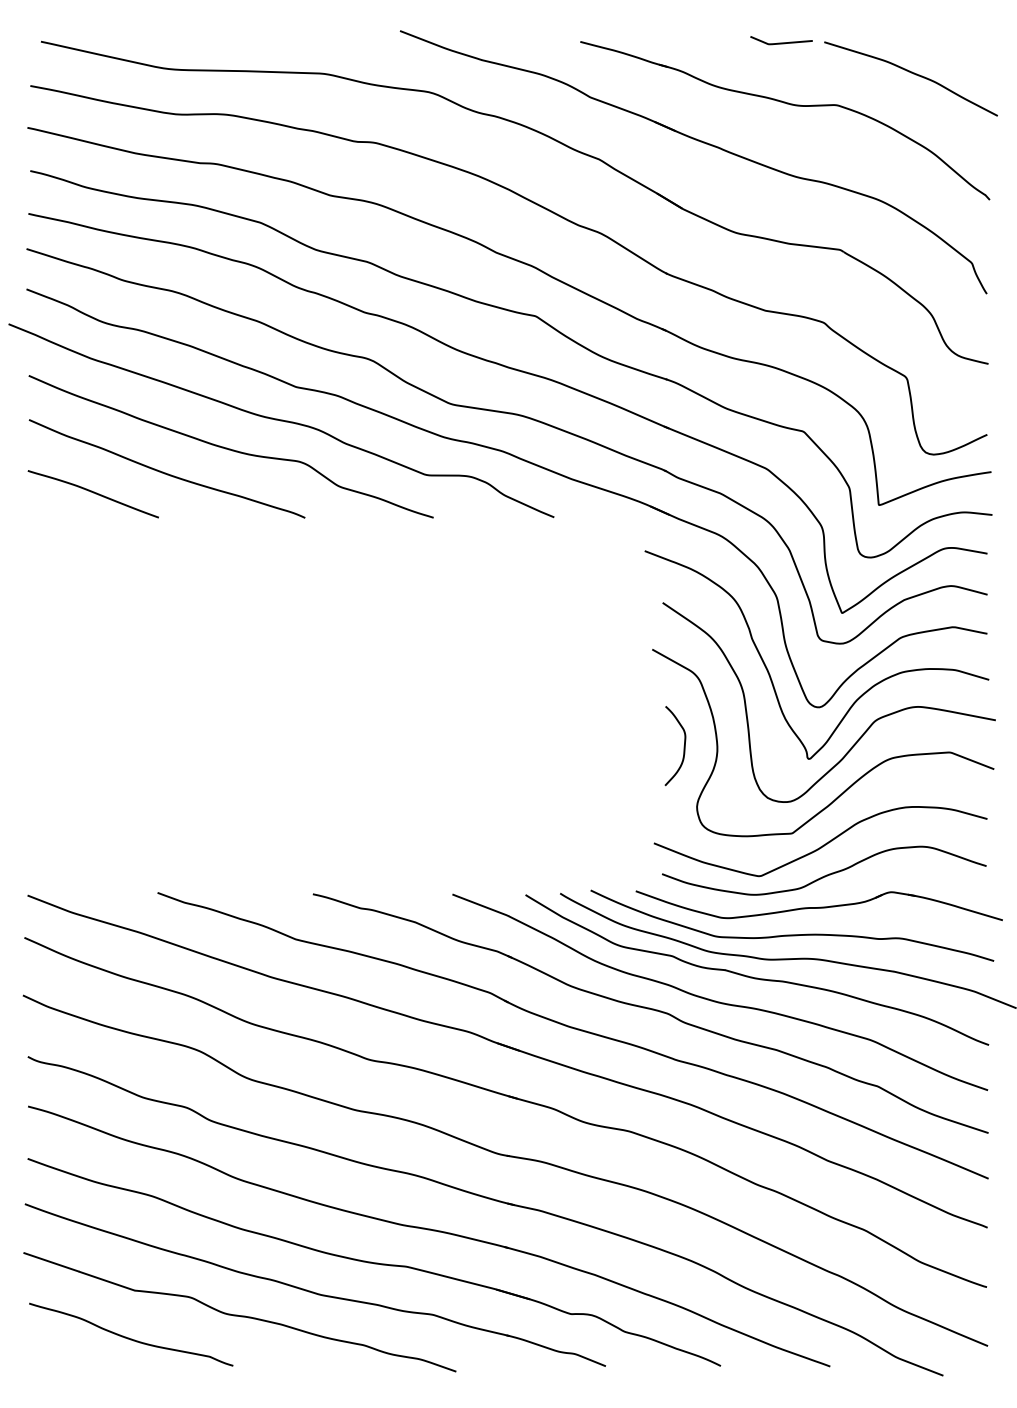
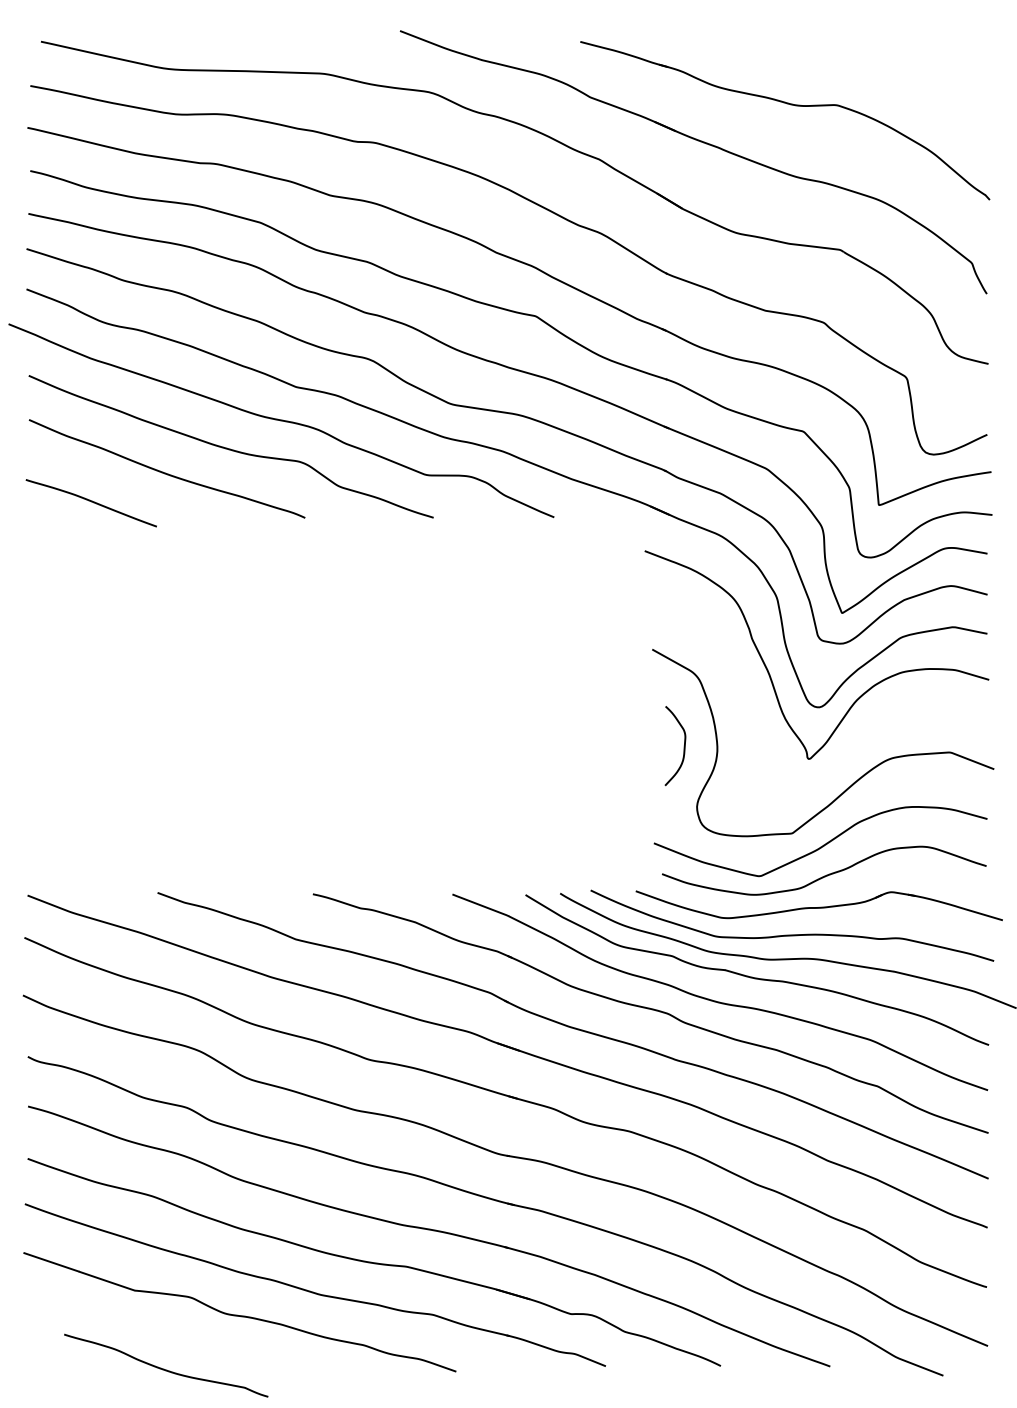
curve: present -> none (781, 42)
curve: present -> none (913, 74)
curve position: (93, 493) -> (91, 502) (91, 502)
curve: present -> none (863, 732)
curve position: (129, 1337) -> (164, 1368) (164, 1368)
